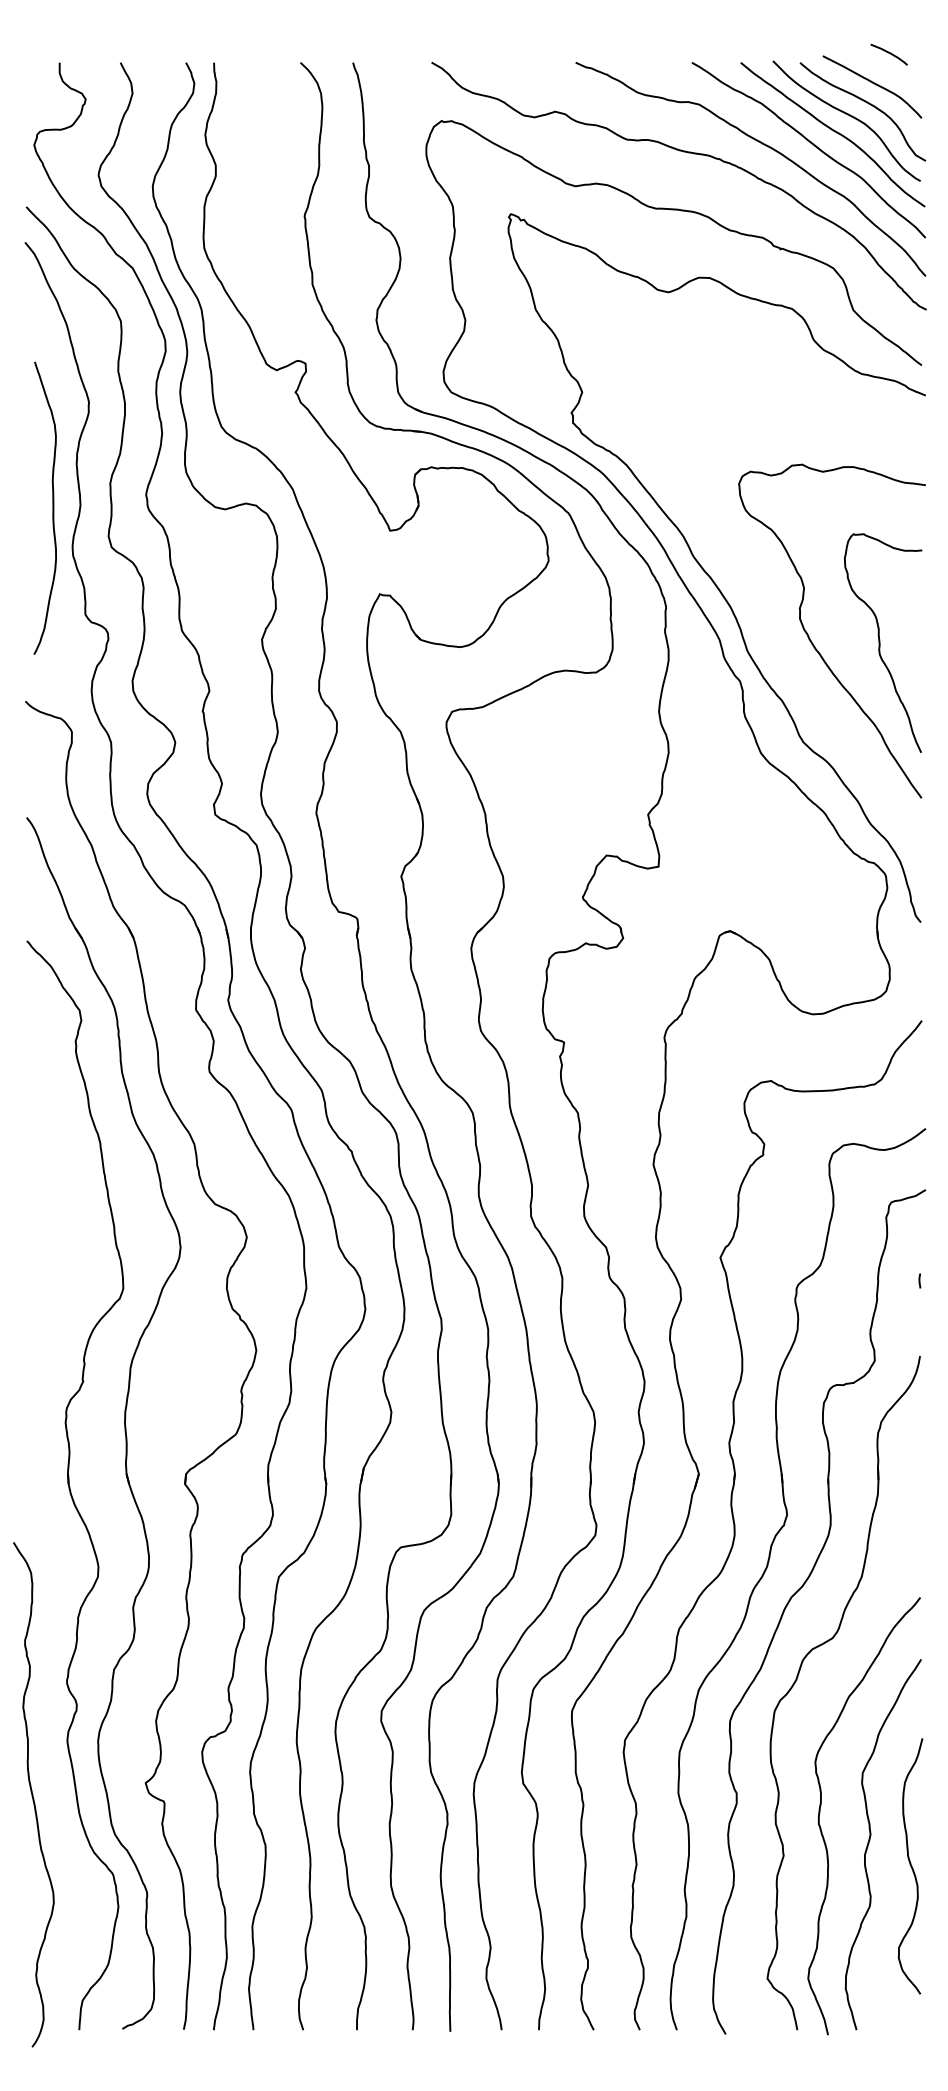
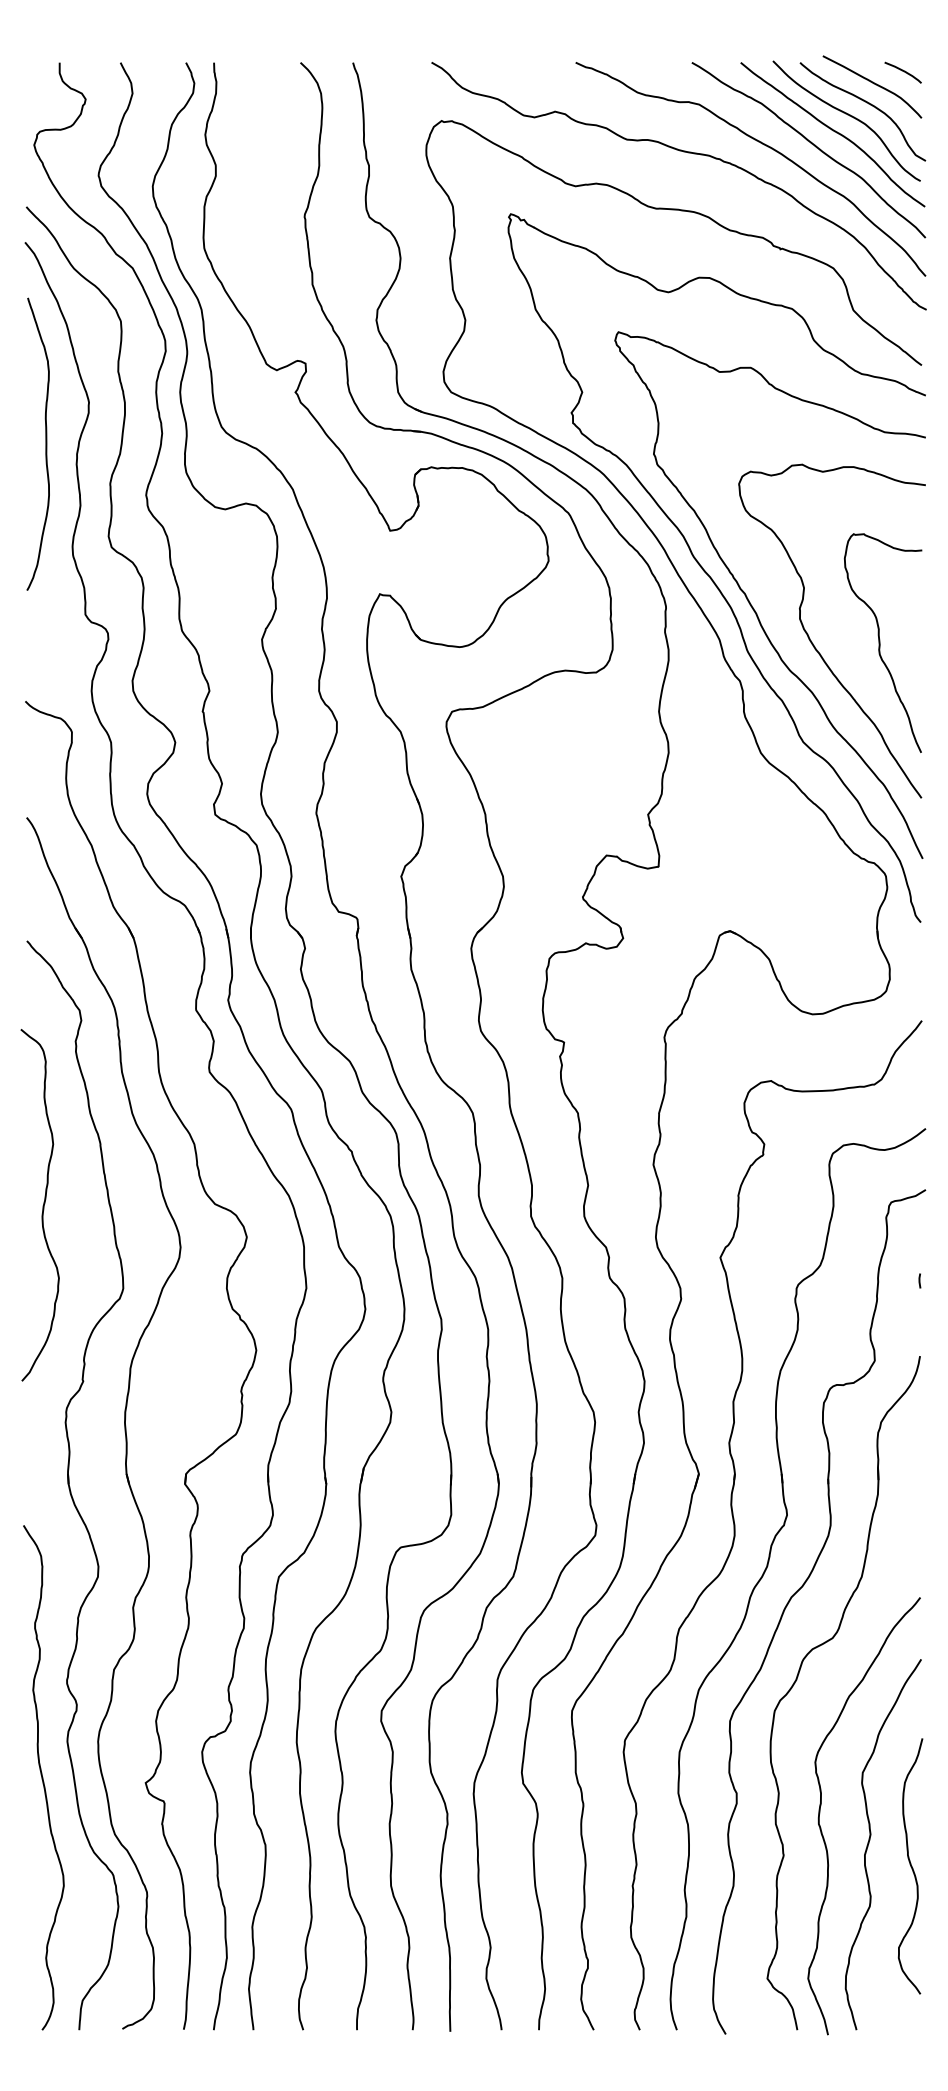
curve position: (888, 53) -> (902, 71) (902, 71)
curve position: (52, 507) -> (45, 443) (45, 443)
curve: none -> present (752, 605)
curve: none -> present (42, 1205)
curve position: (33, 1794) -> (43, 1777) (43, 1777)
